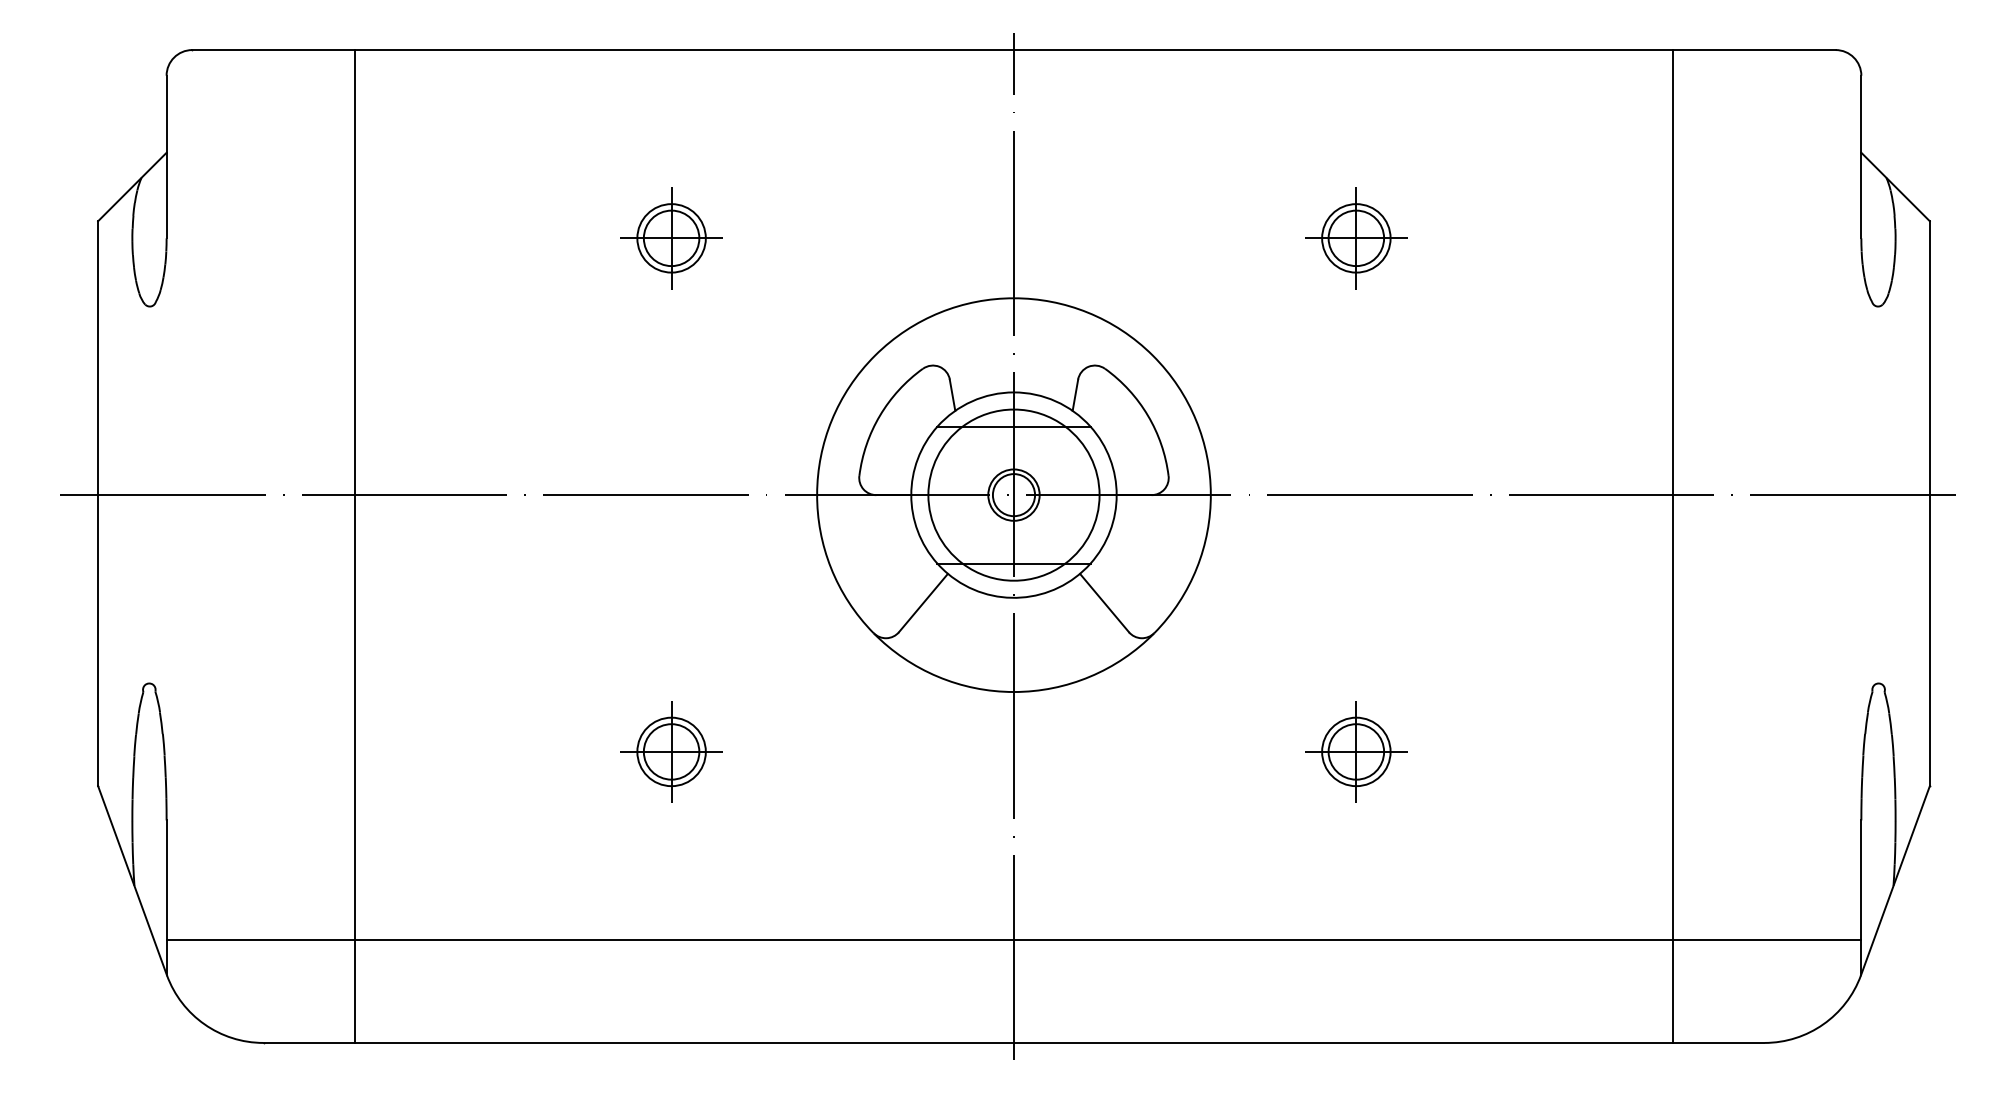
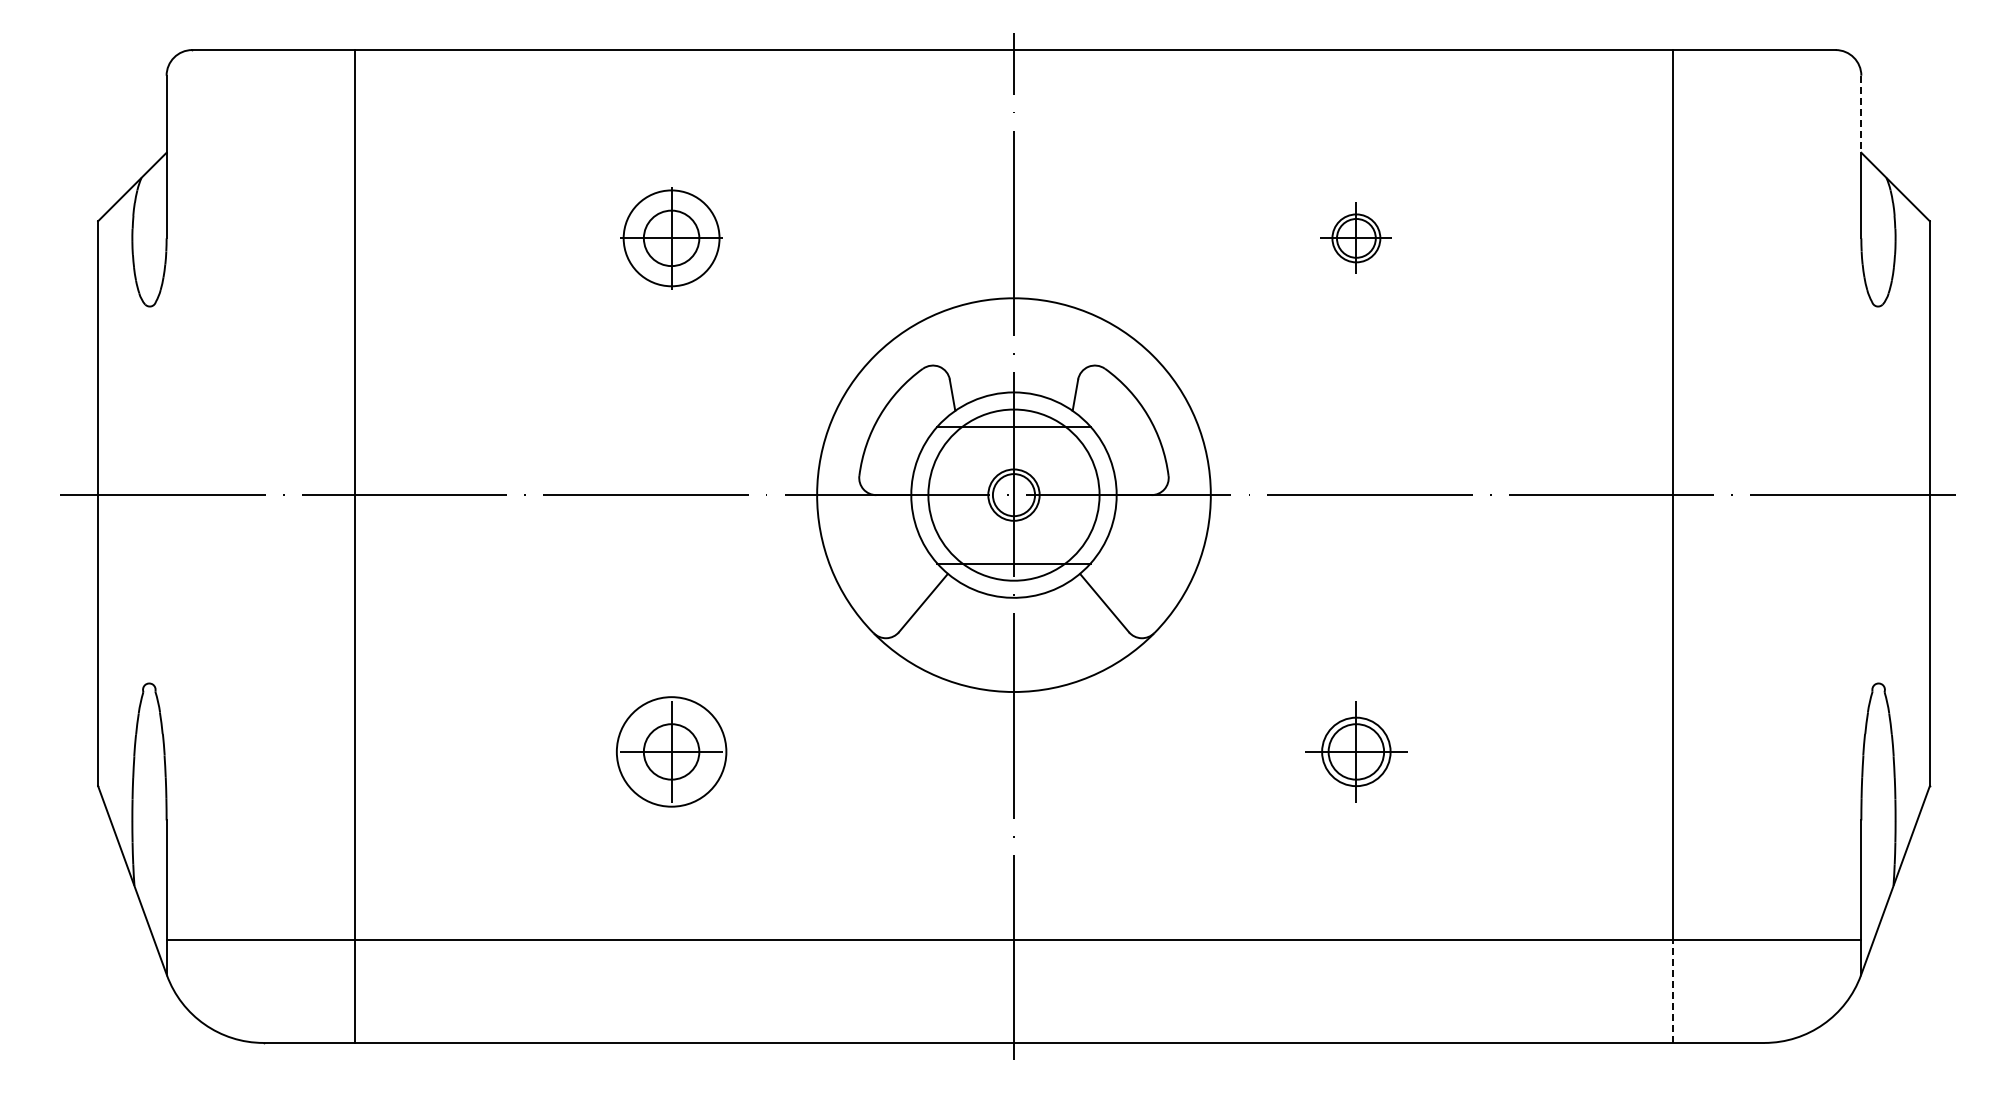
line: solid -> dashed (1861, 114)
circle diameter: 68 px -> 96 px (671, 238)
part size: 103x103 px -> 72x72 px (1355, 237)
circle diameter: 68 px -> 110 px (671, 751)
line: solid -> dashed (1673, 991)
